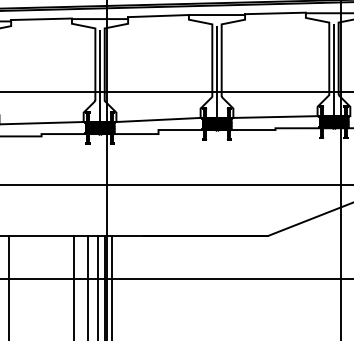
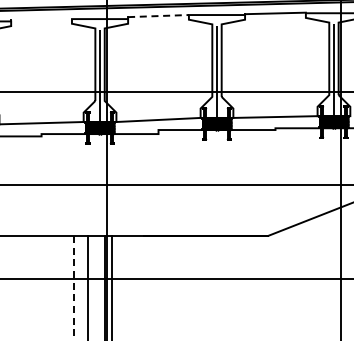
line: solid -> dashed (159, 16)
line: present -> none (41, 19)
line: present -> none (8, 286)
line: present -> none (97, 286)
line: solid -> dashed (74, 288)
